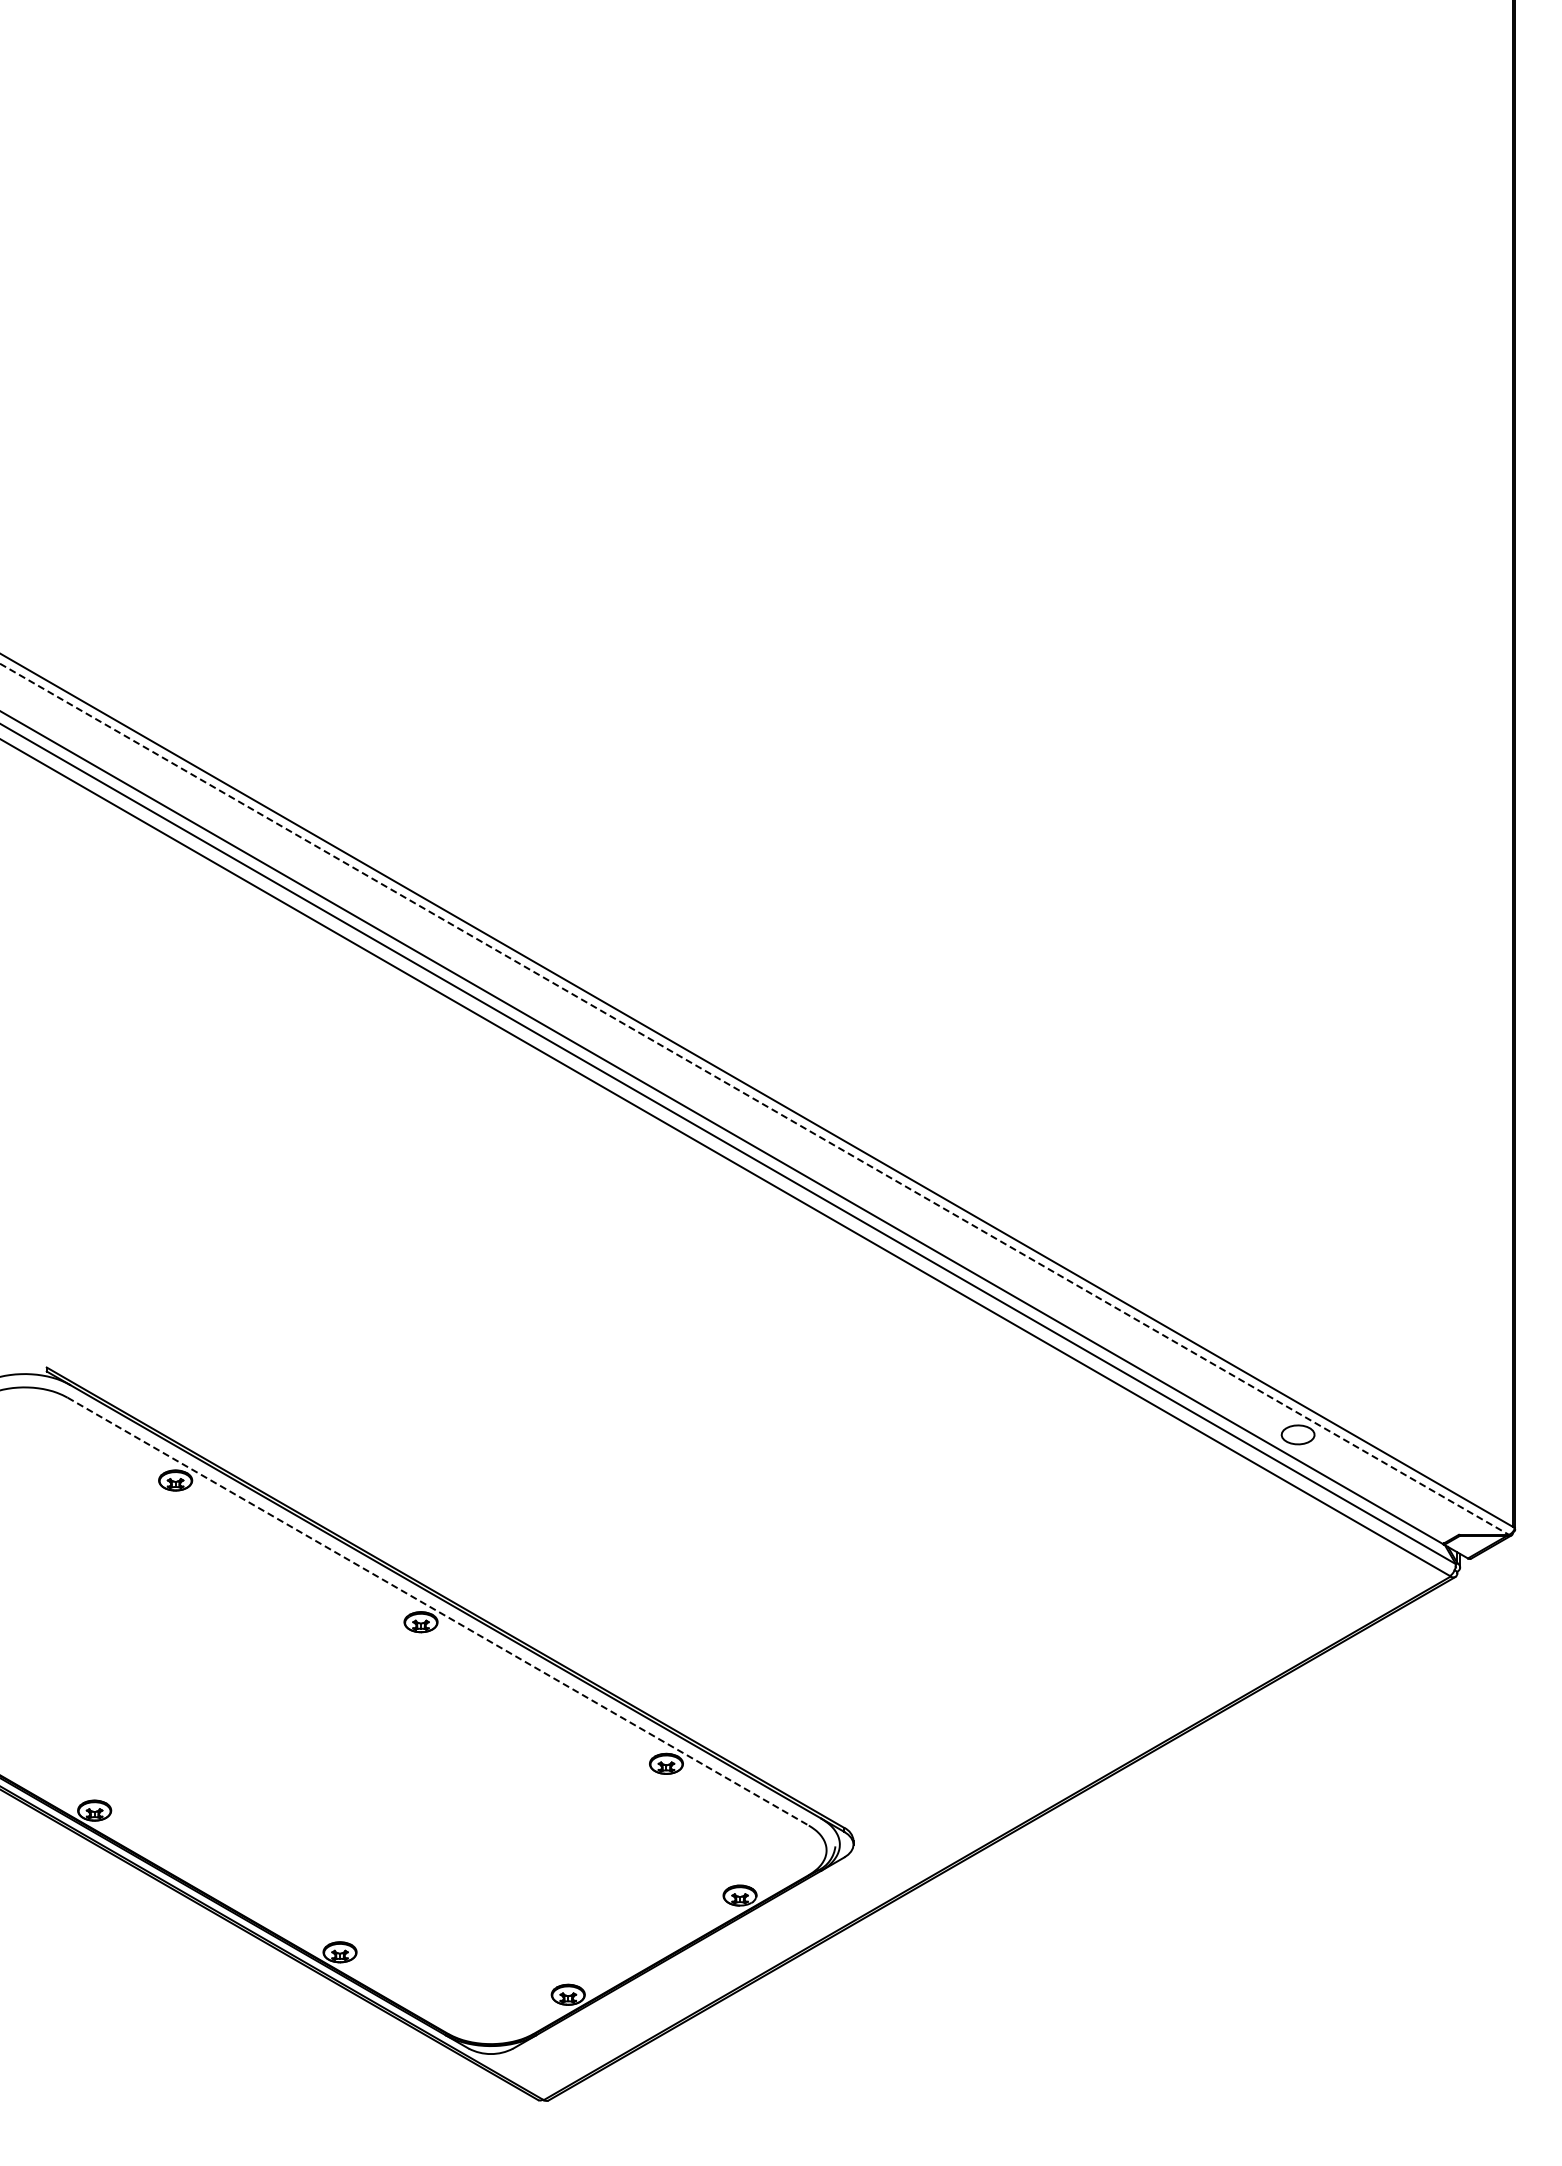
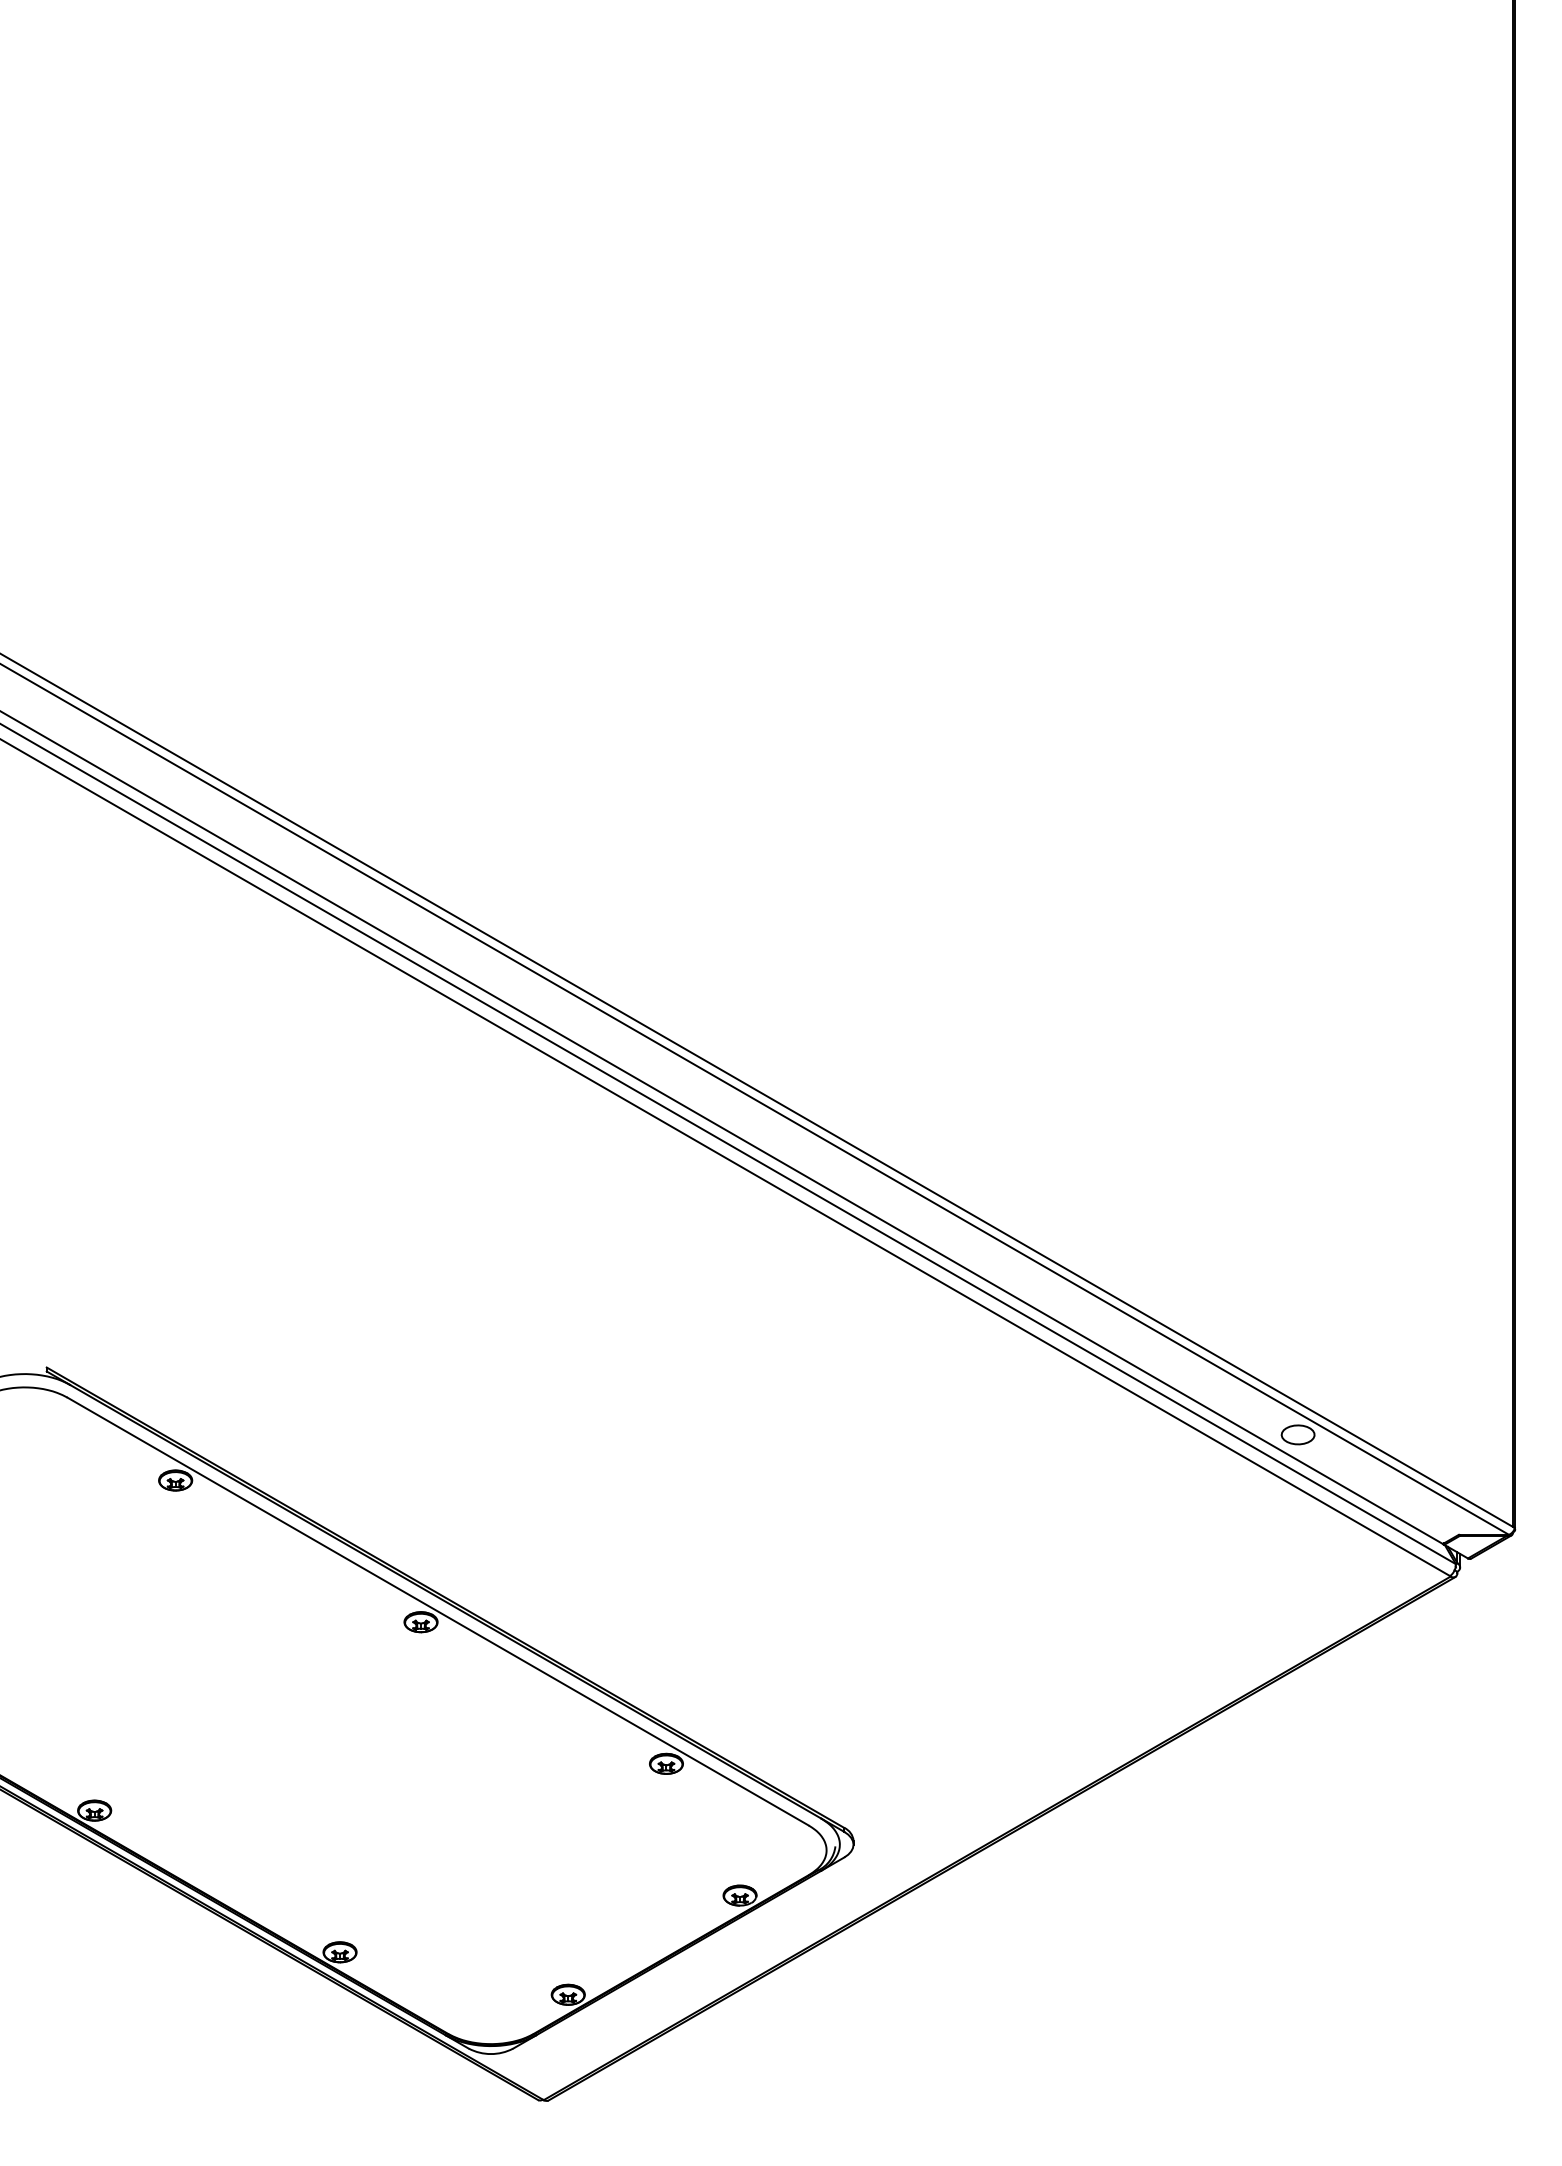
line: dashed -> solid (754, 1099)
line: dashed -> solid (438, 1611)
